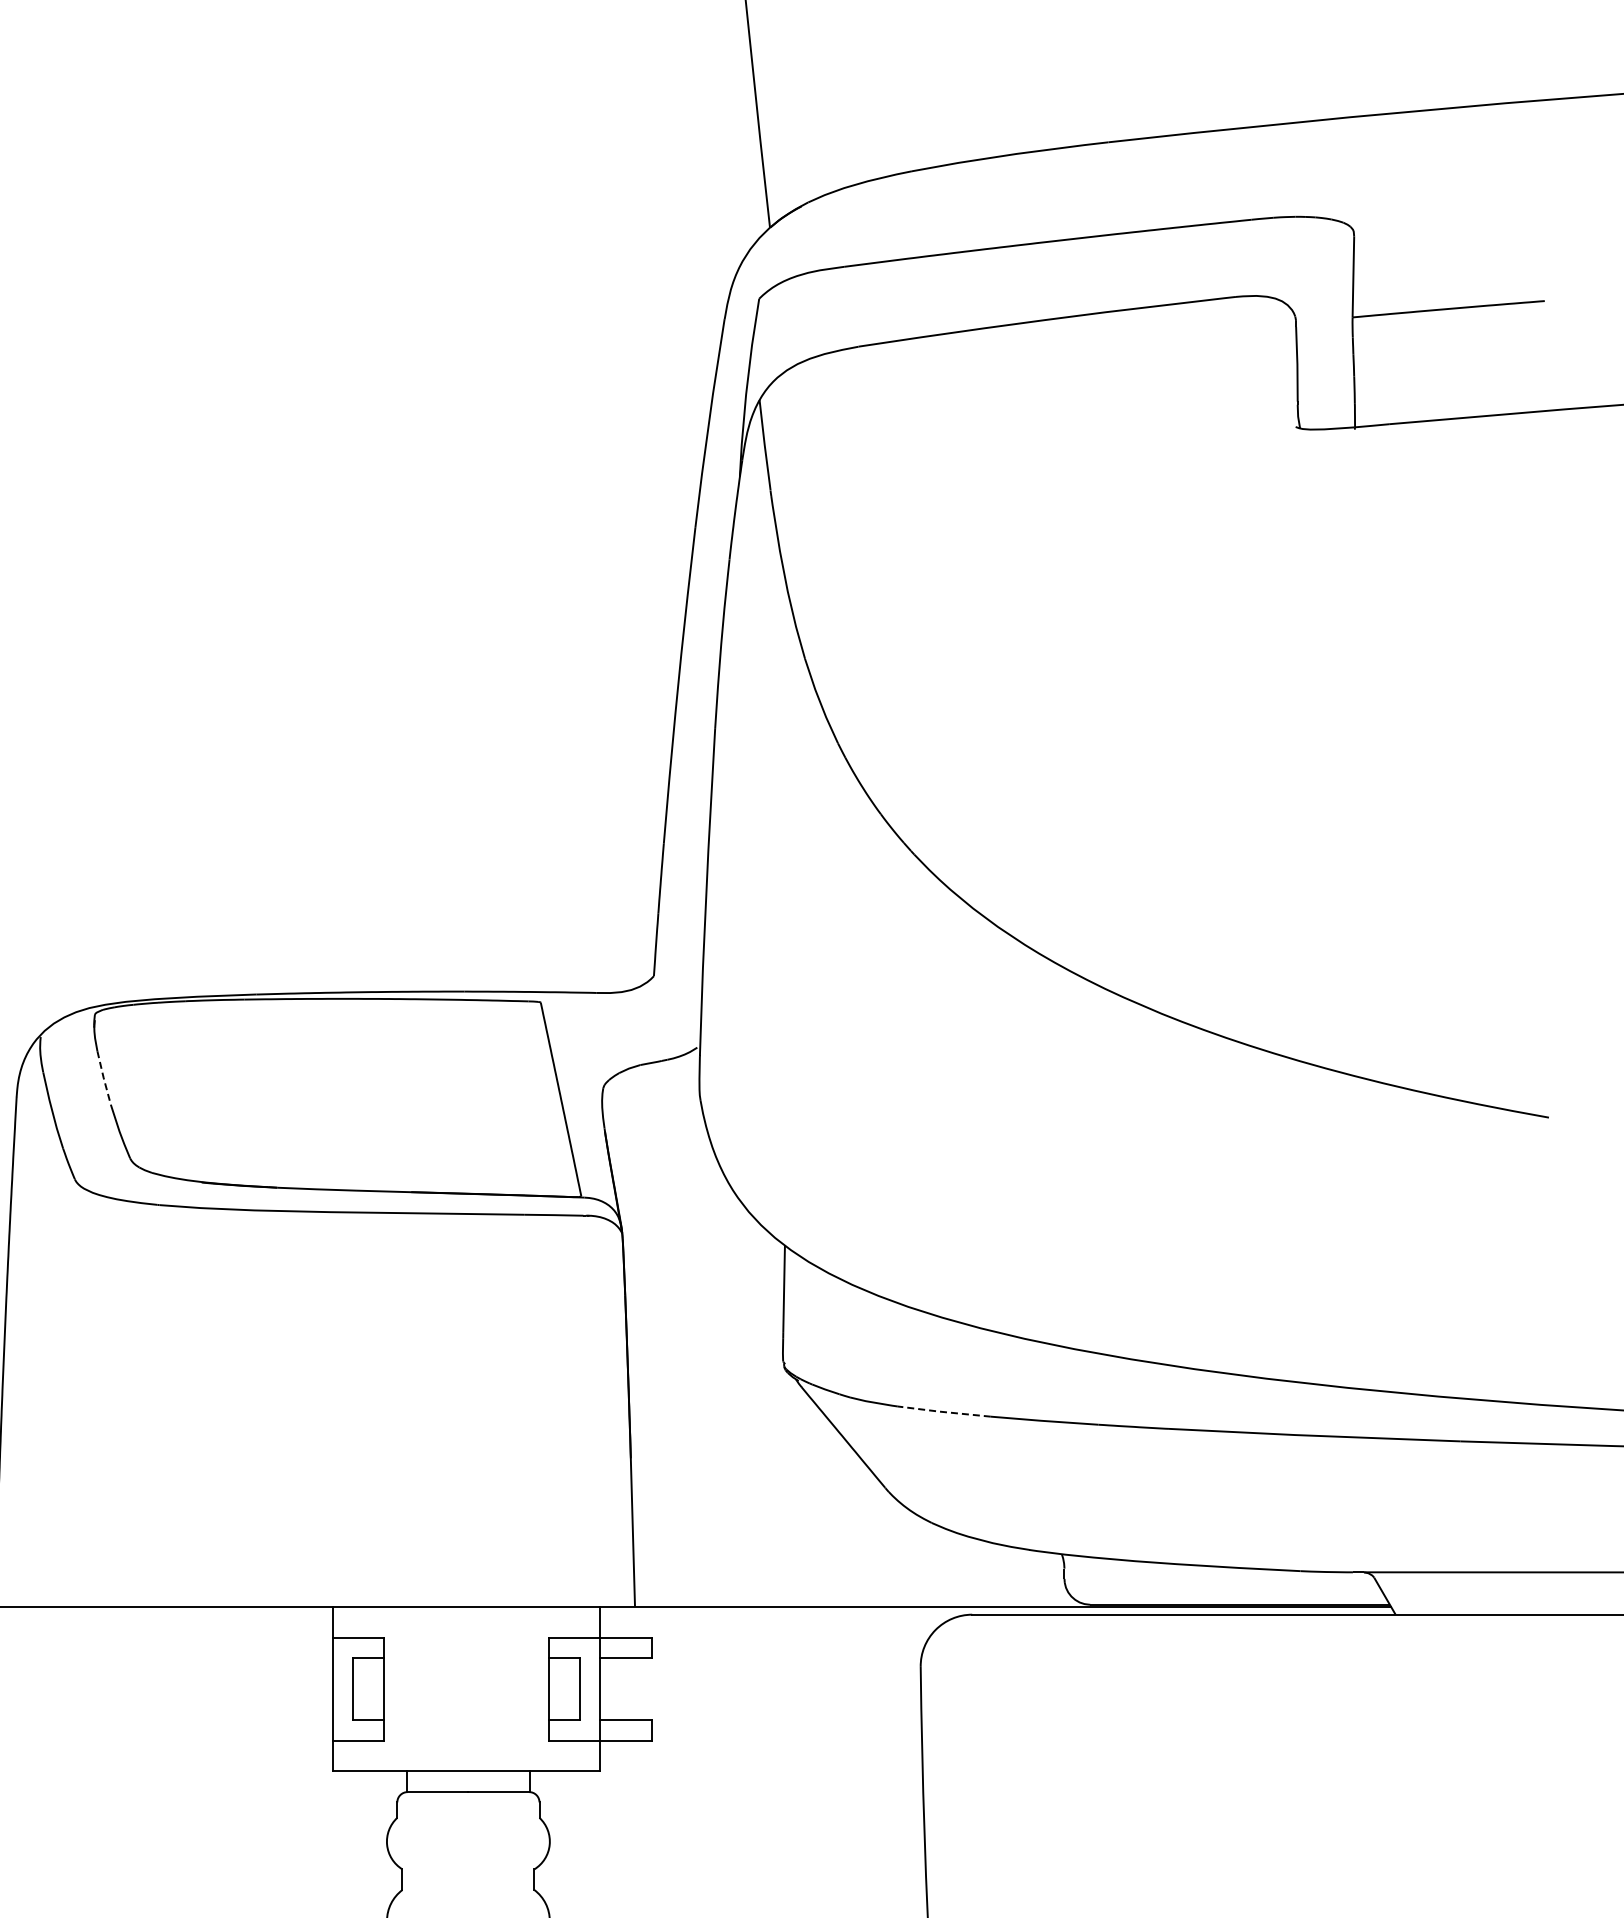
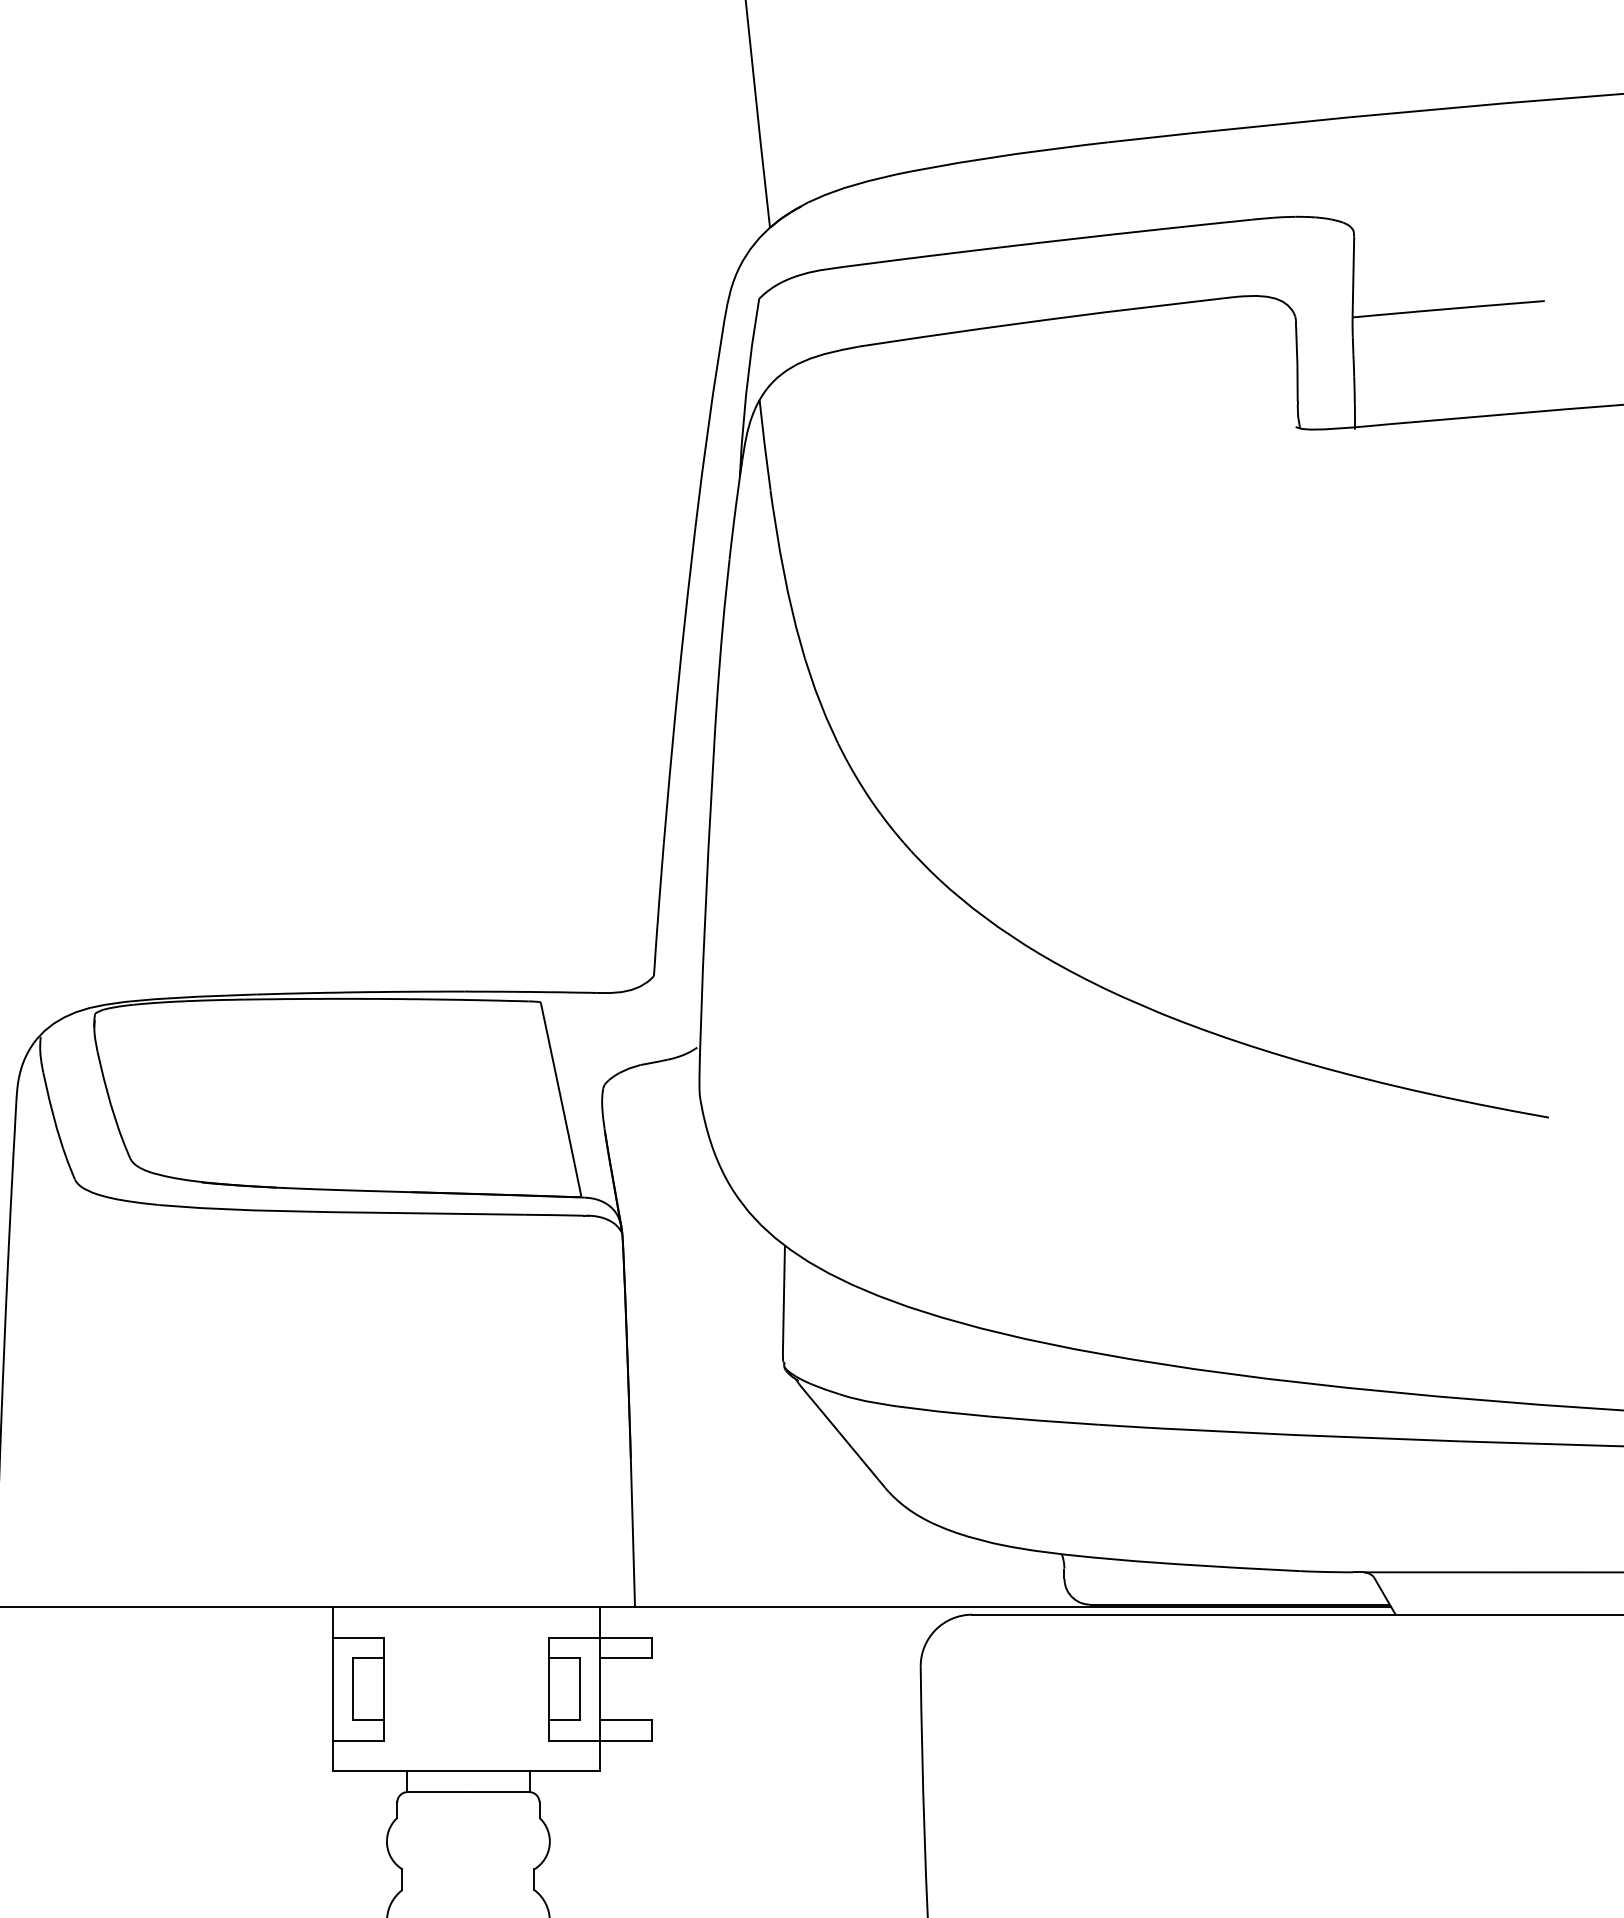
line: dashed -> solid (103, 1077)
line: dashed -> solid (943, 1412)
